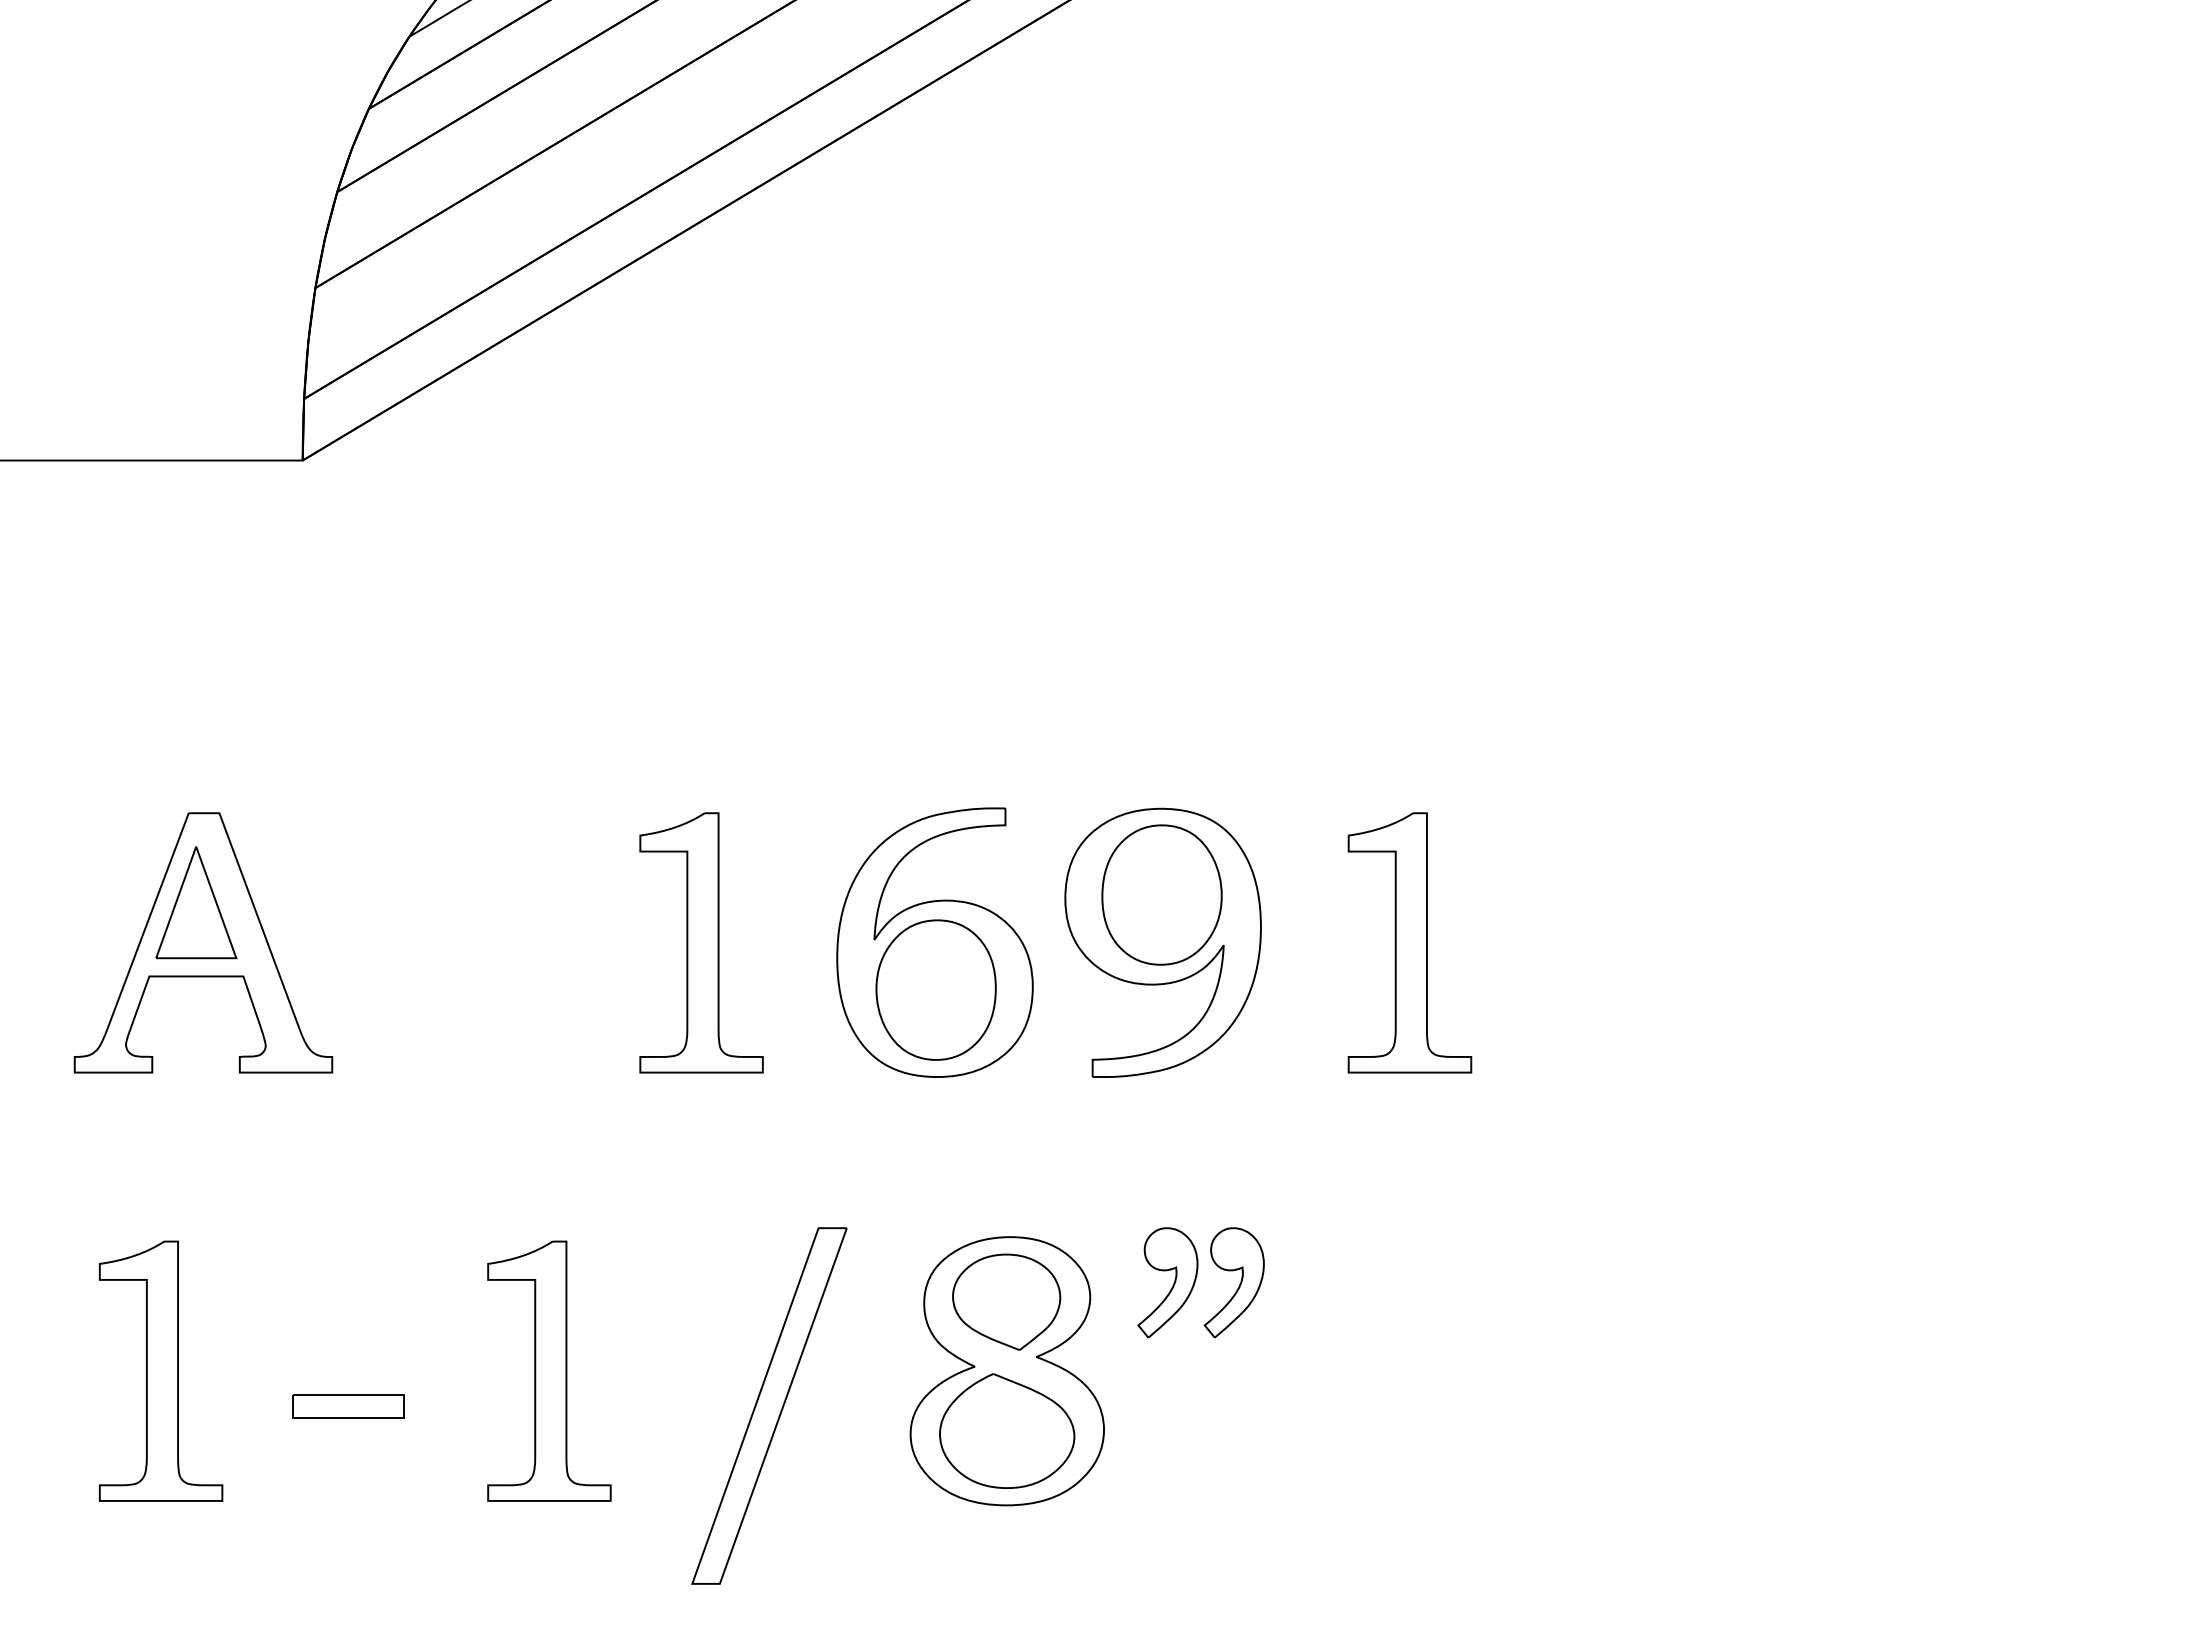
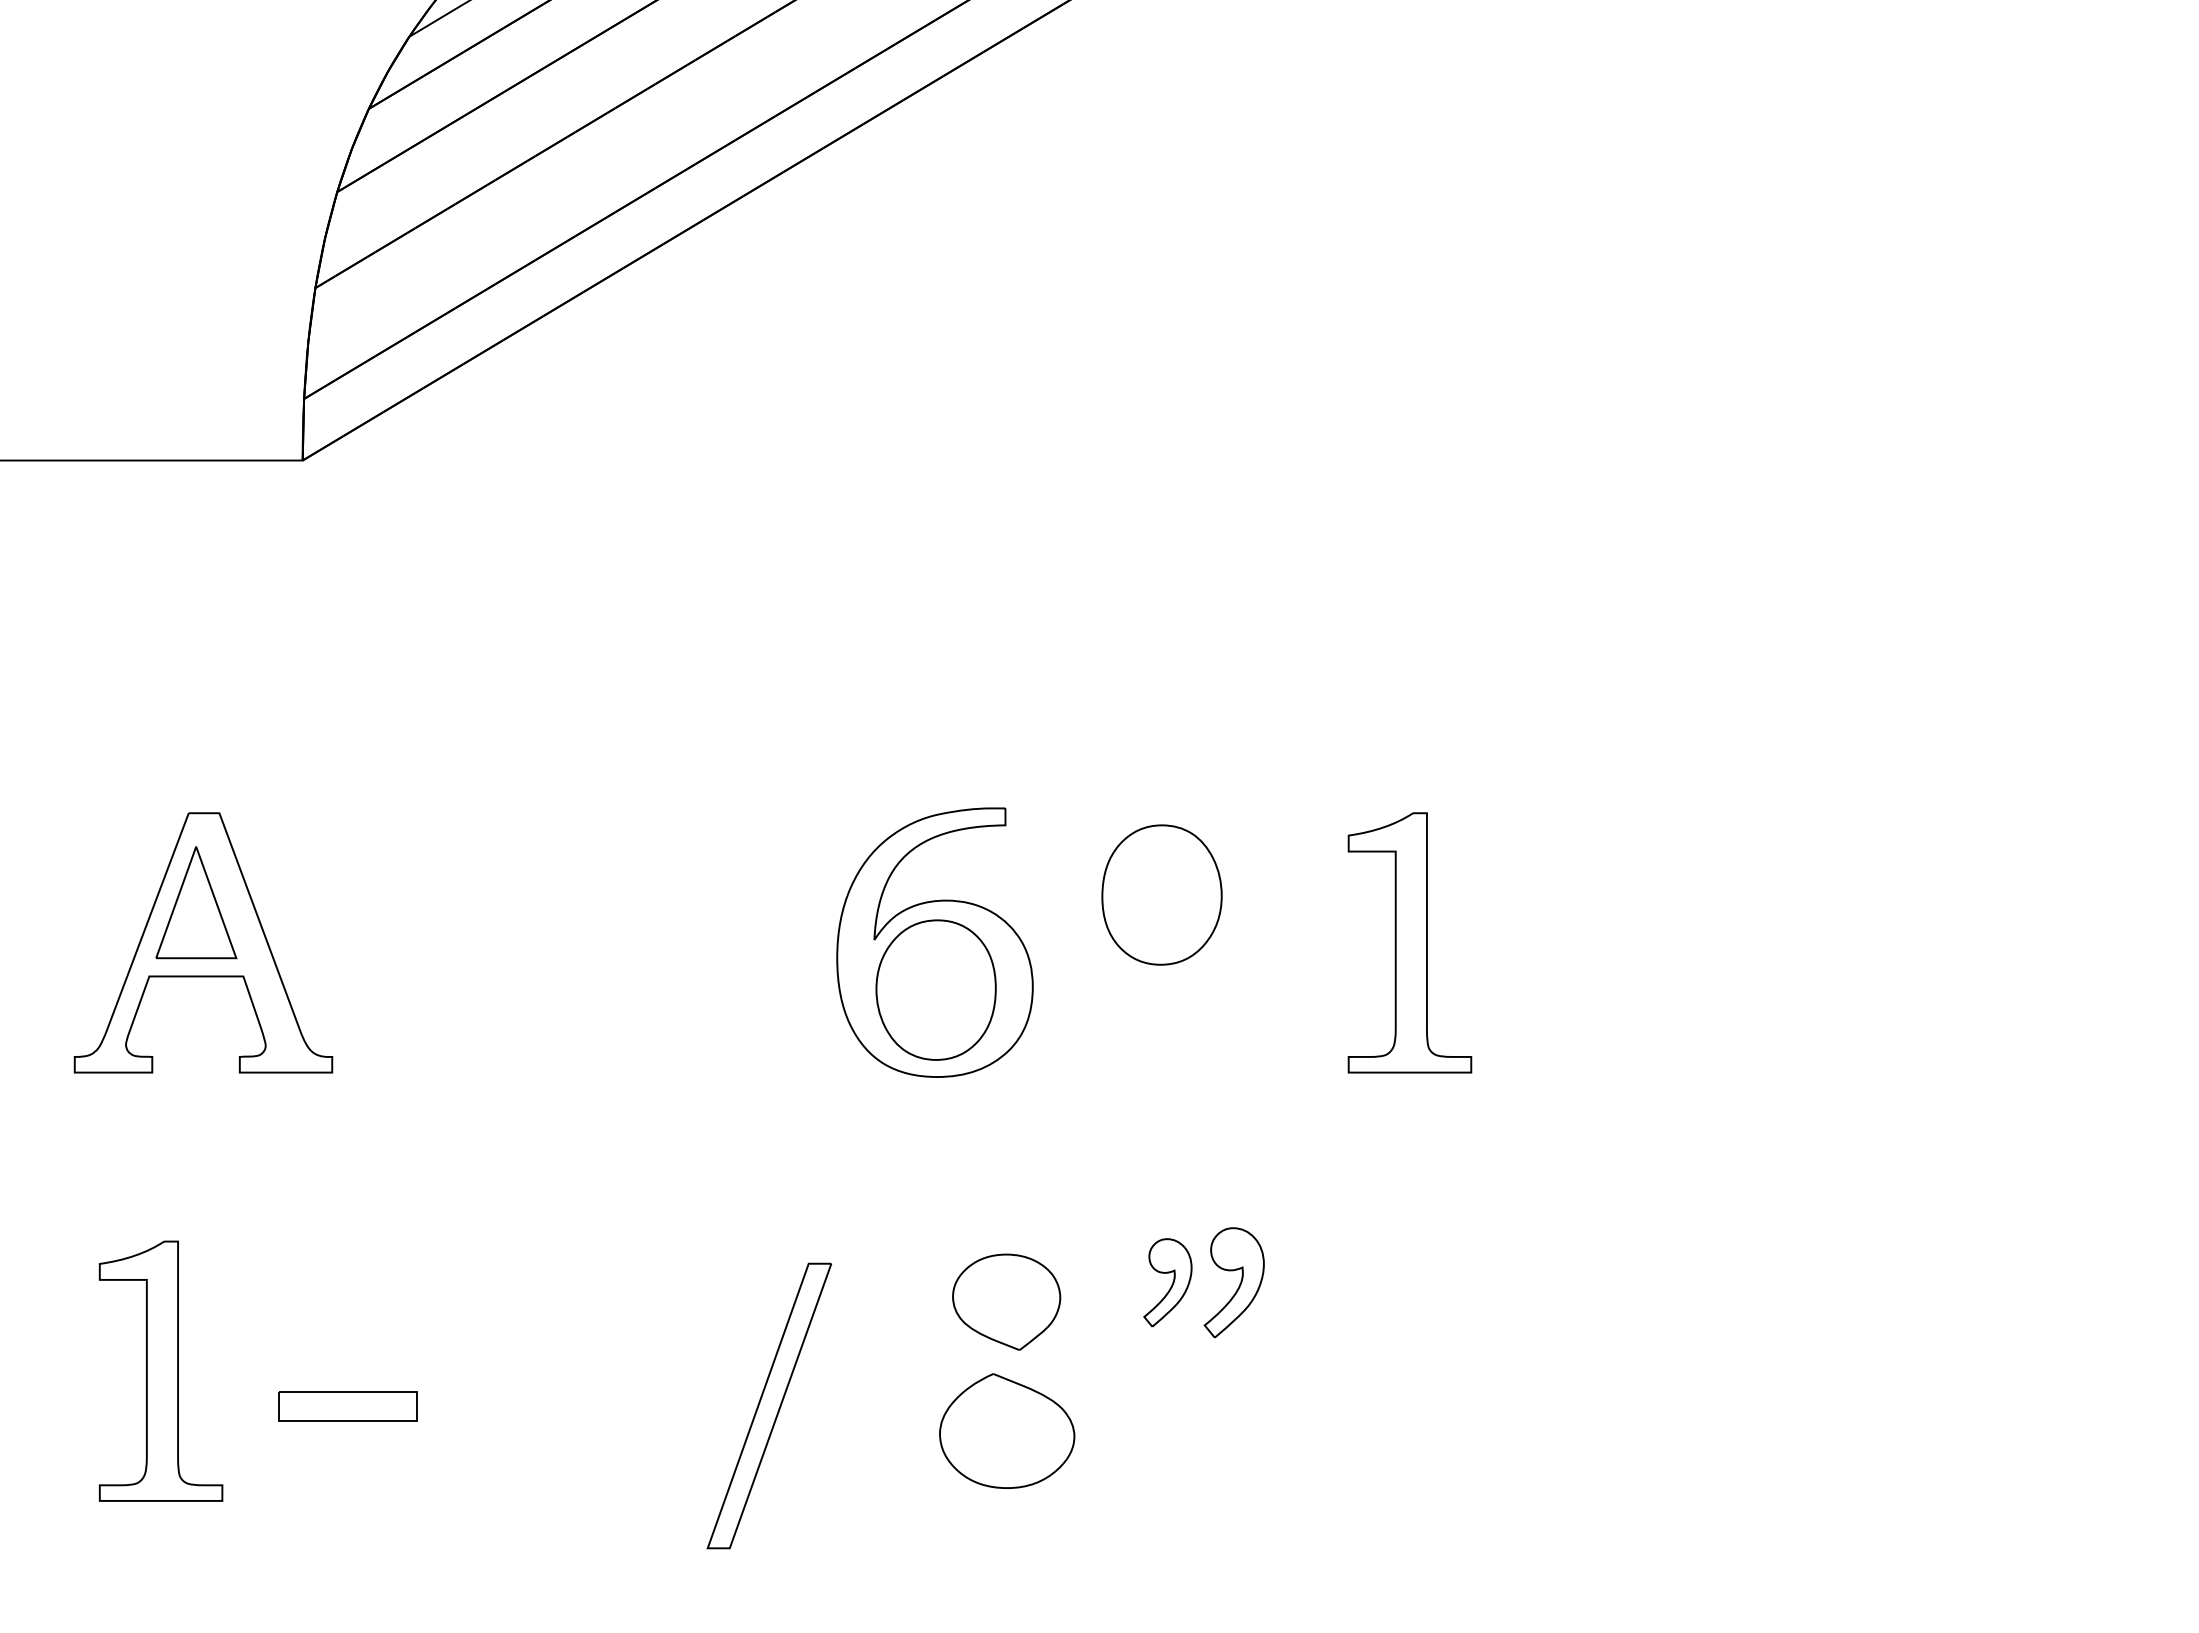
part: present -> none (701, 942)
part: present -> none (1162, 942)
part size: 62x112 px -> 50x90 px (1167, 1282)
part: present -> none (549, 1370)
part: present -> none (1006, 1371)
part size: 157x358 px -> 127x288 px (769, 1405)
part size: 113x25 px -> 140x31 px (347, 1406)
